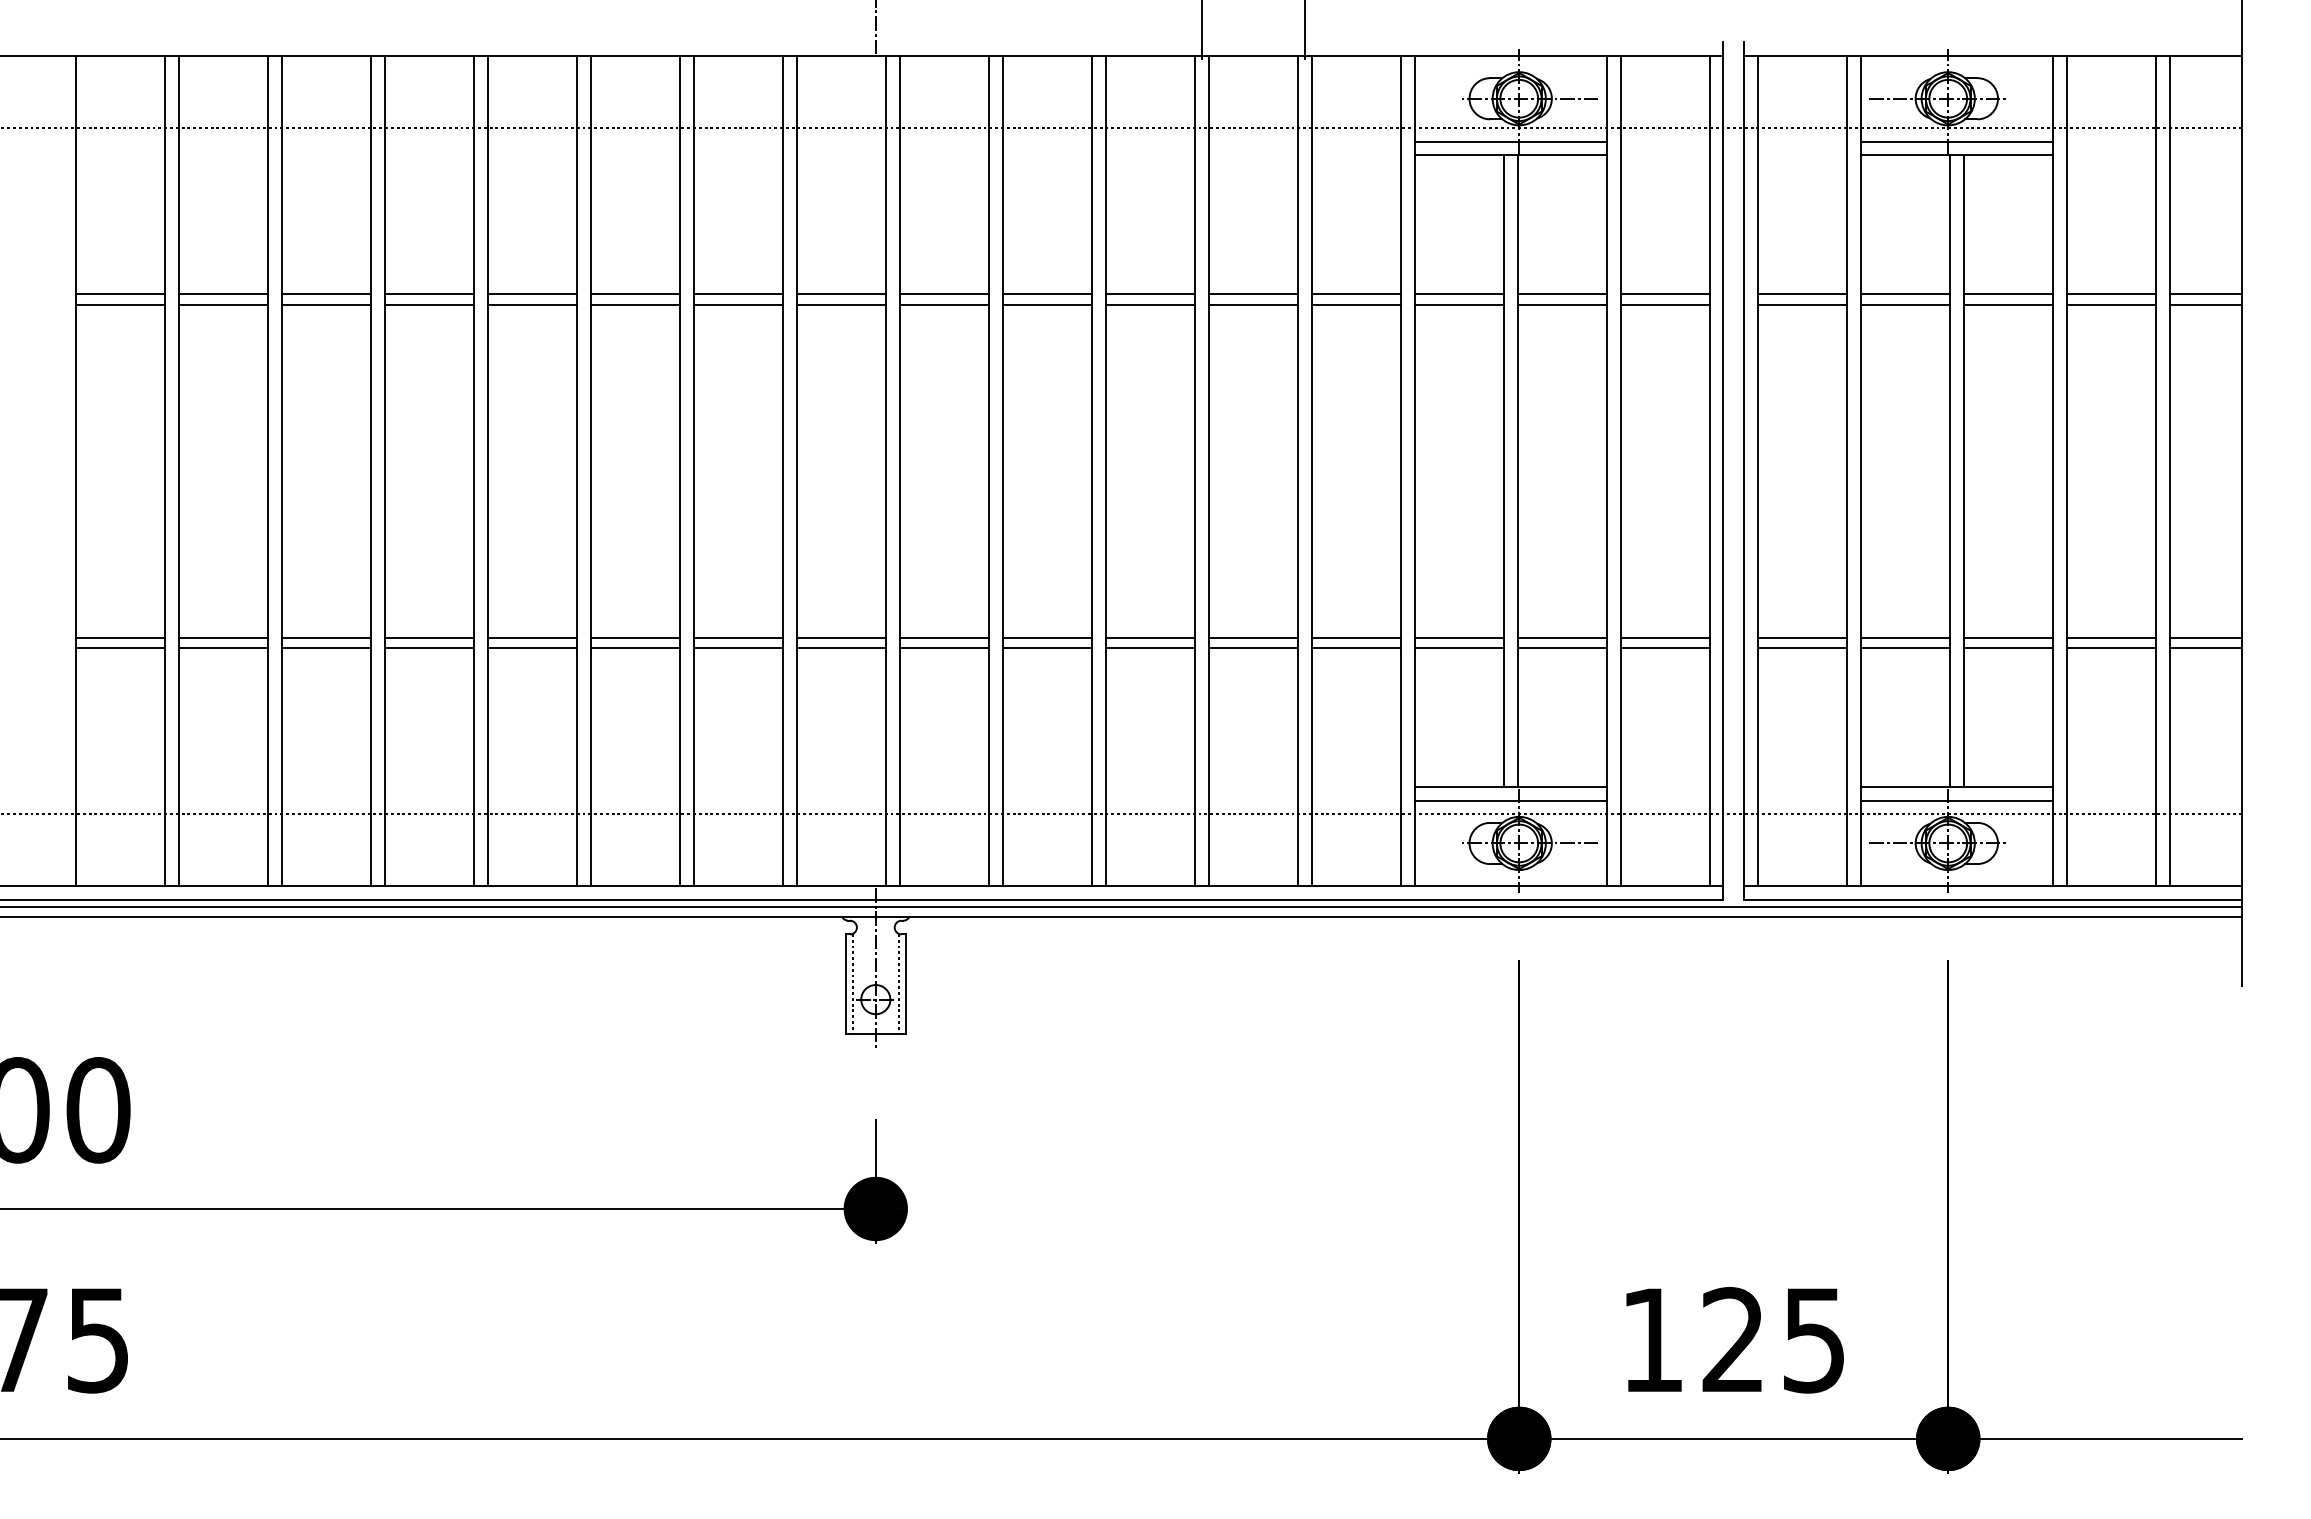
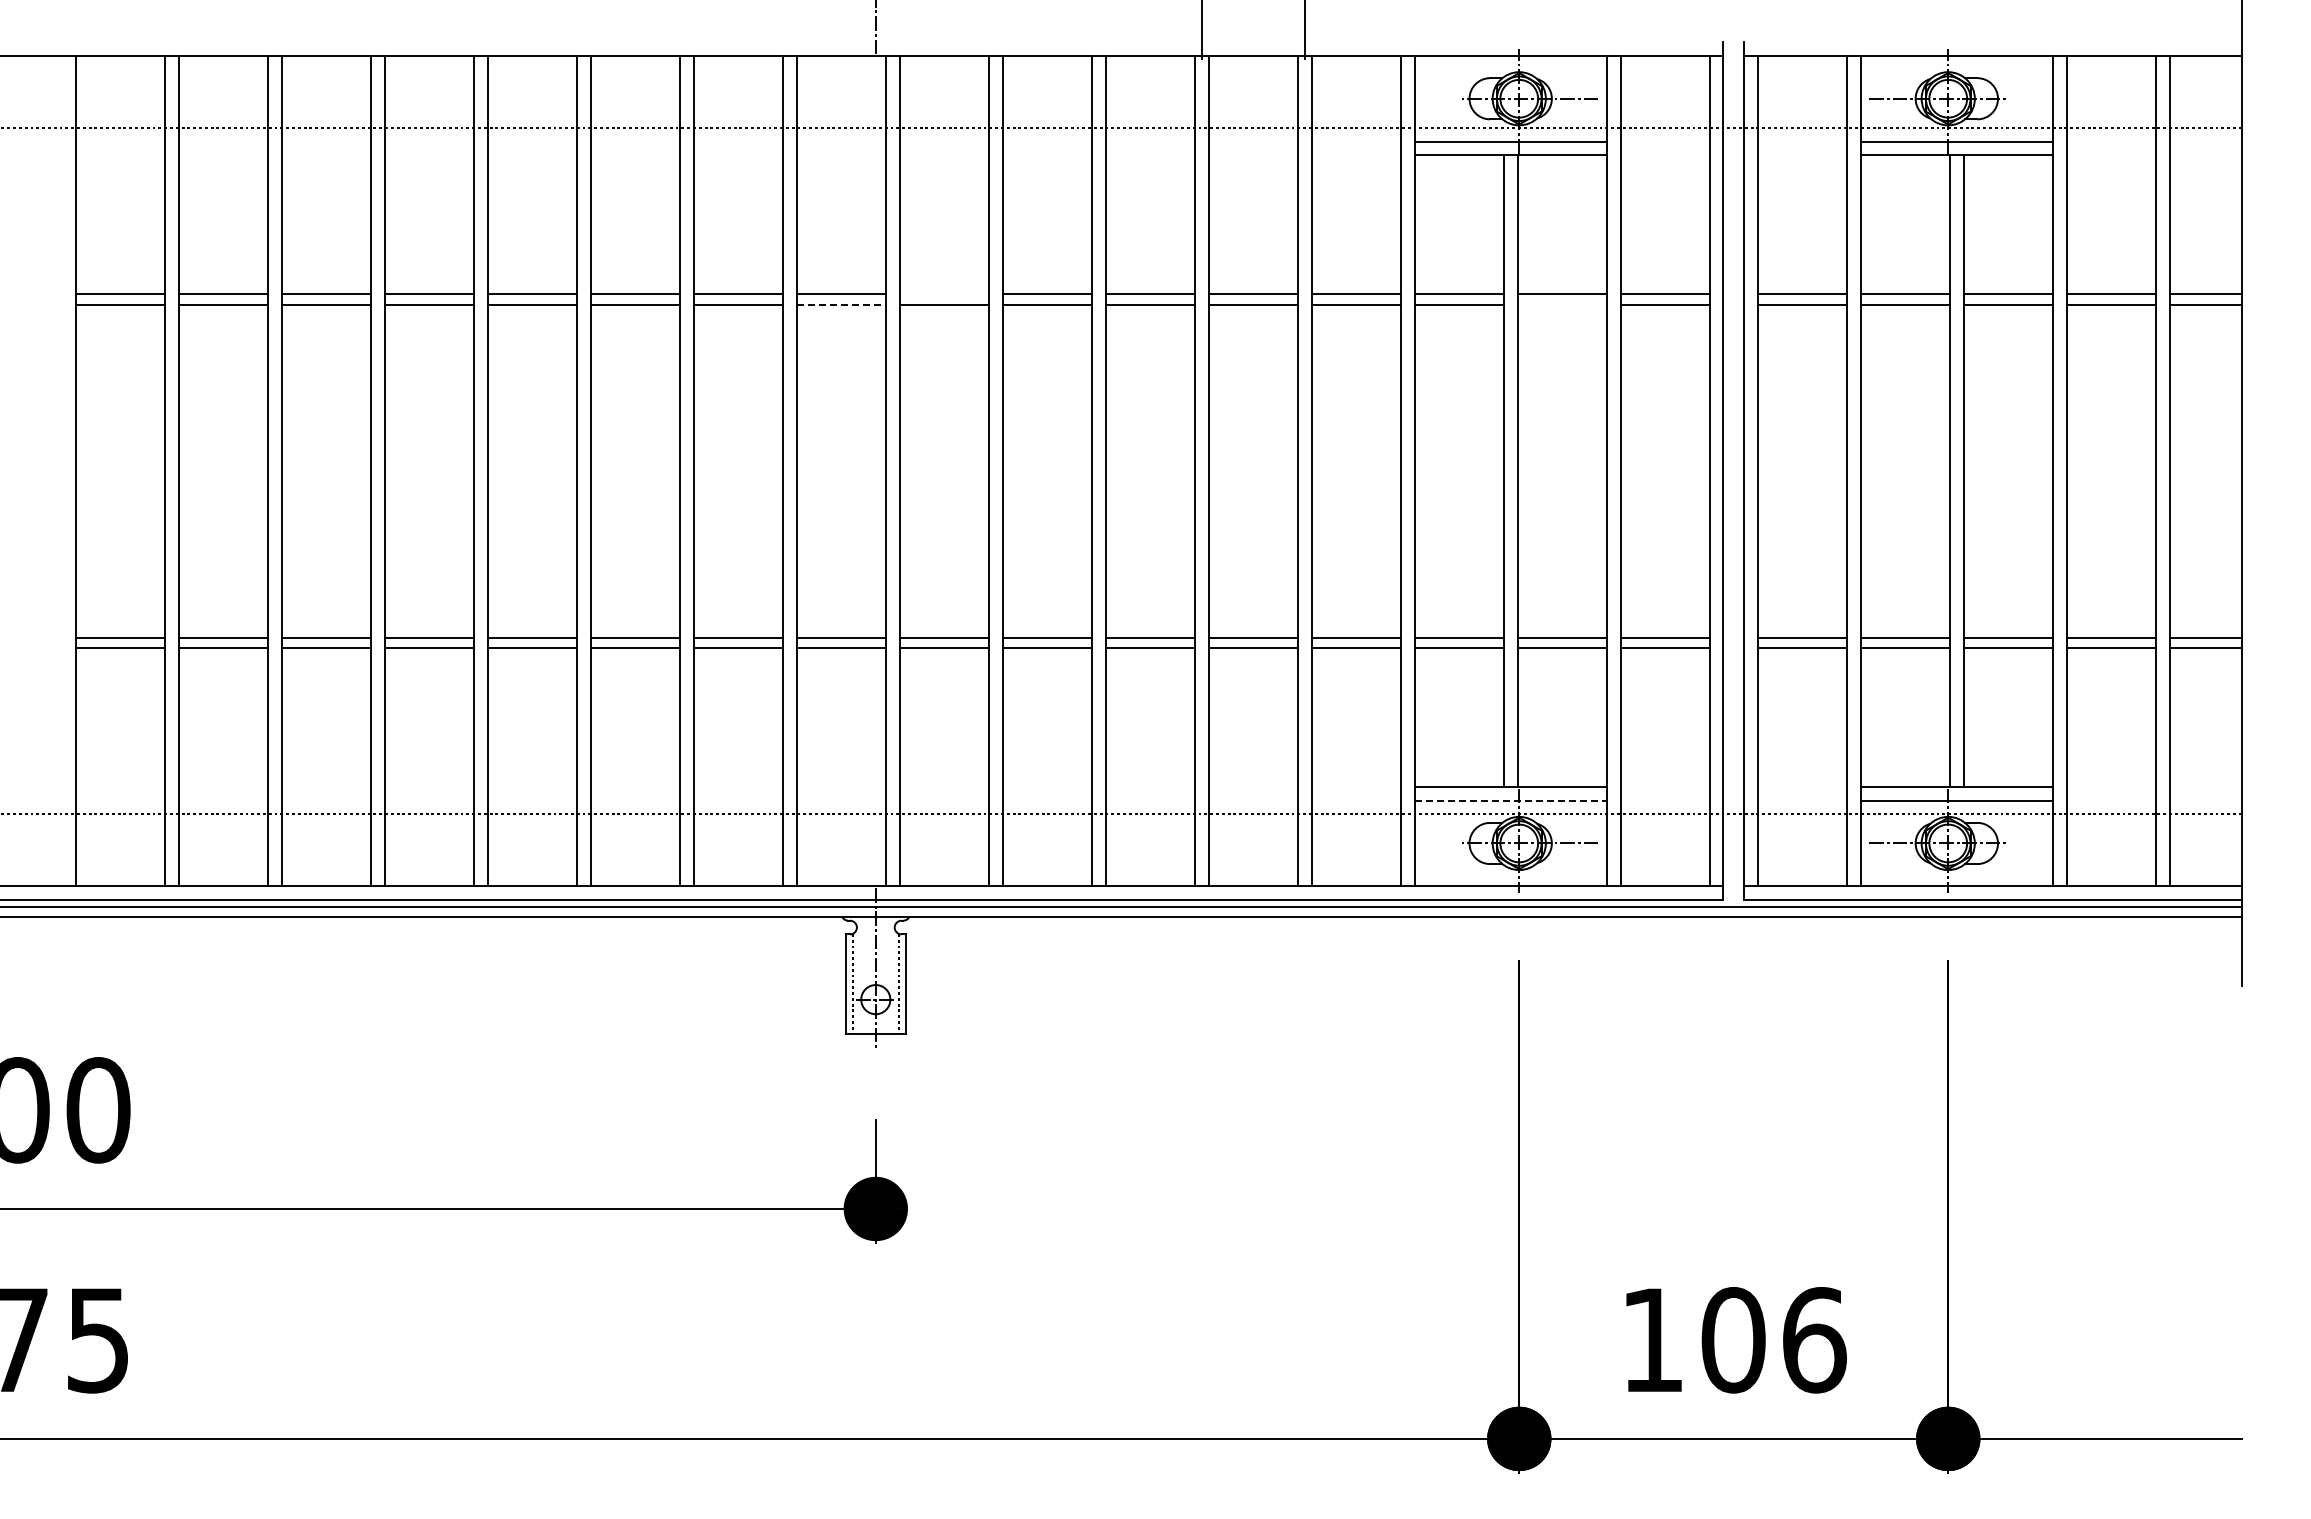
line: present -> none (944, 294)
line: solid -> dashed (841, 304)
line: present -> none (1561, 304)
line: solid -> dashed (1511, 800)
text: 125 -> 106 (1773, 1340)
